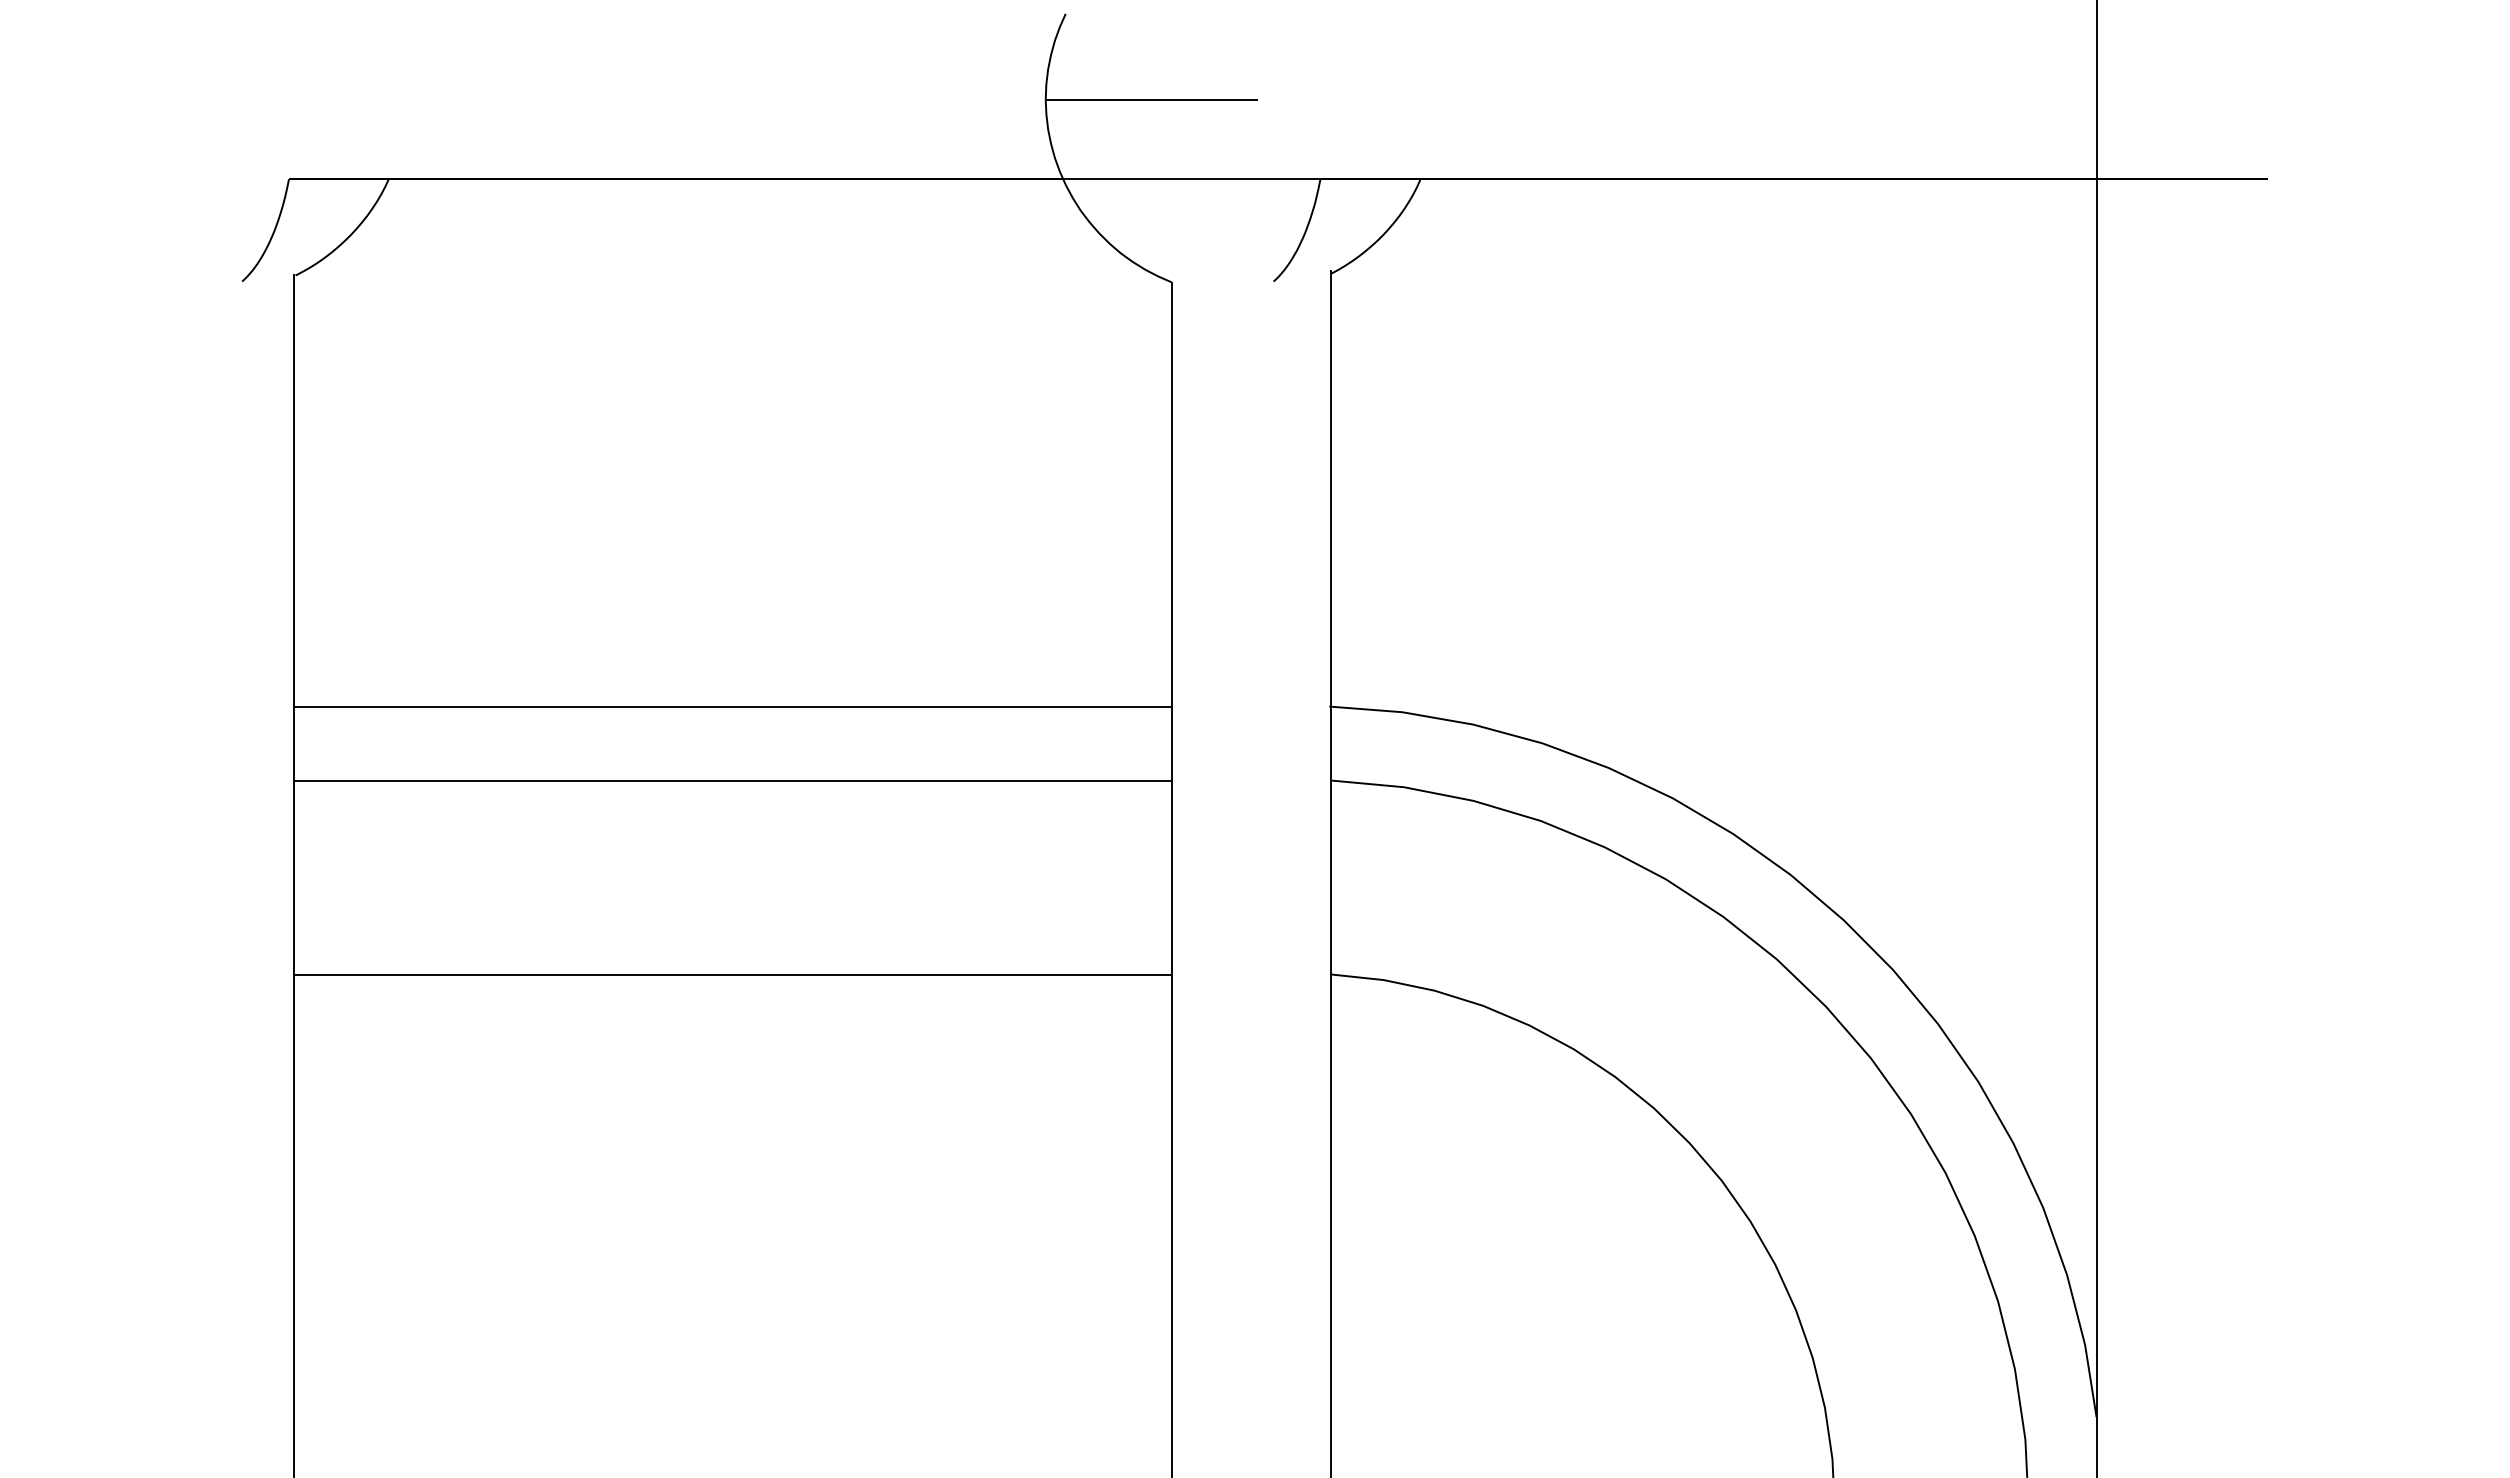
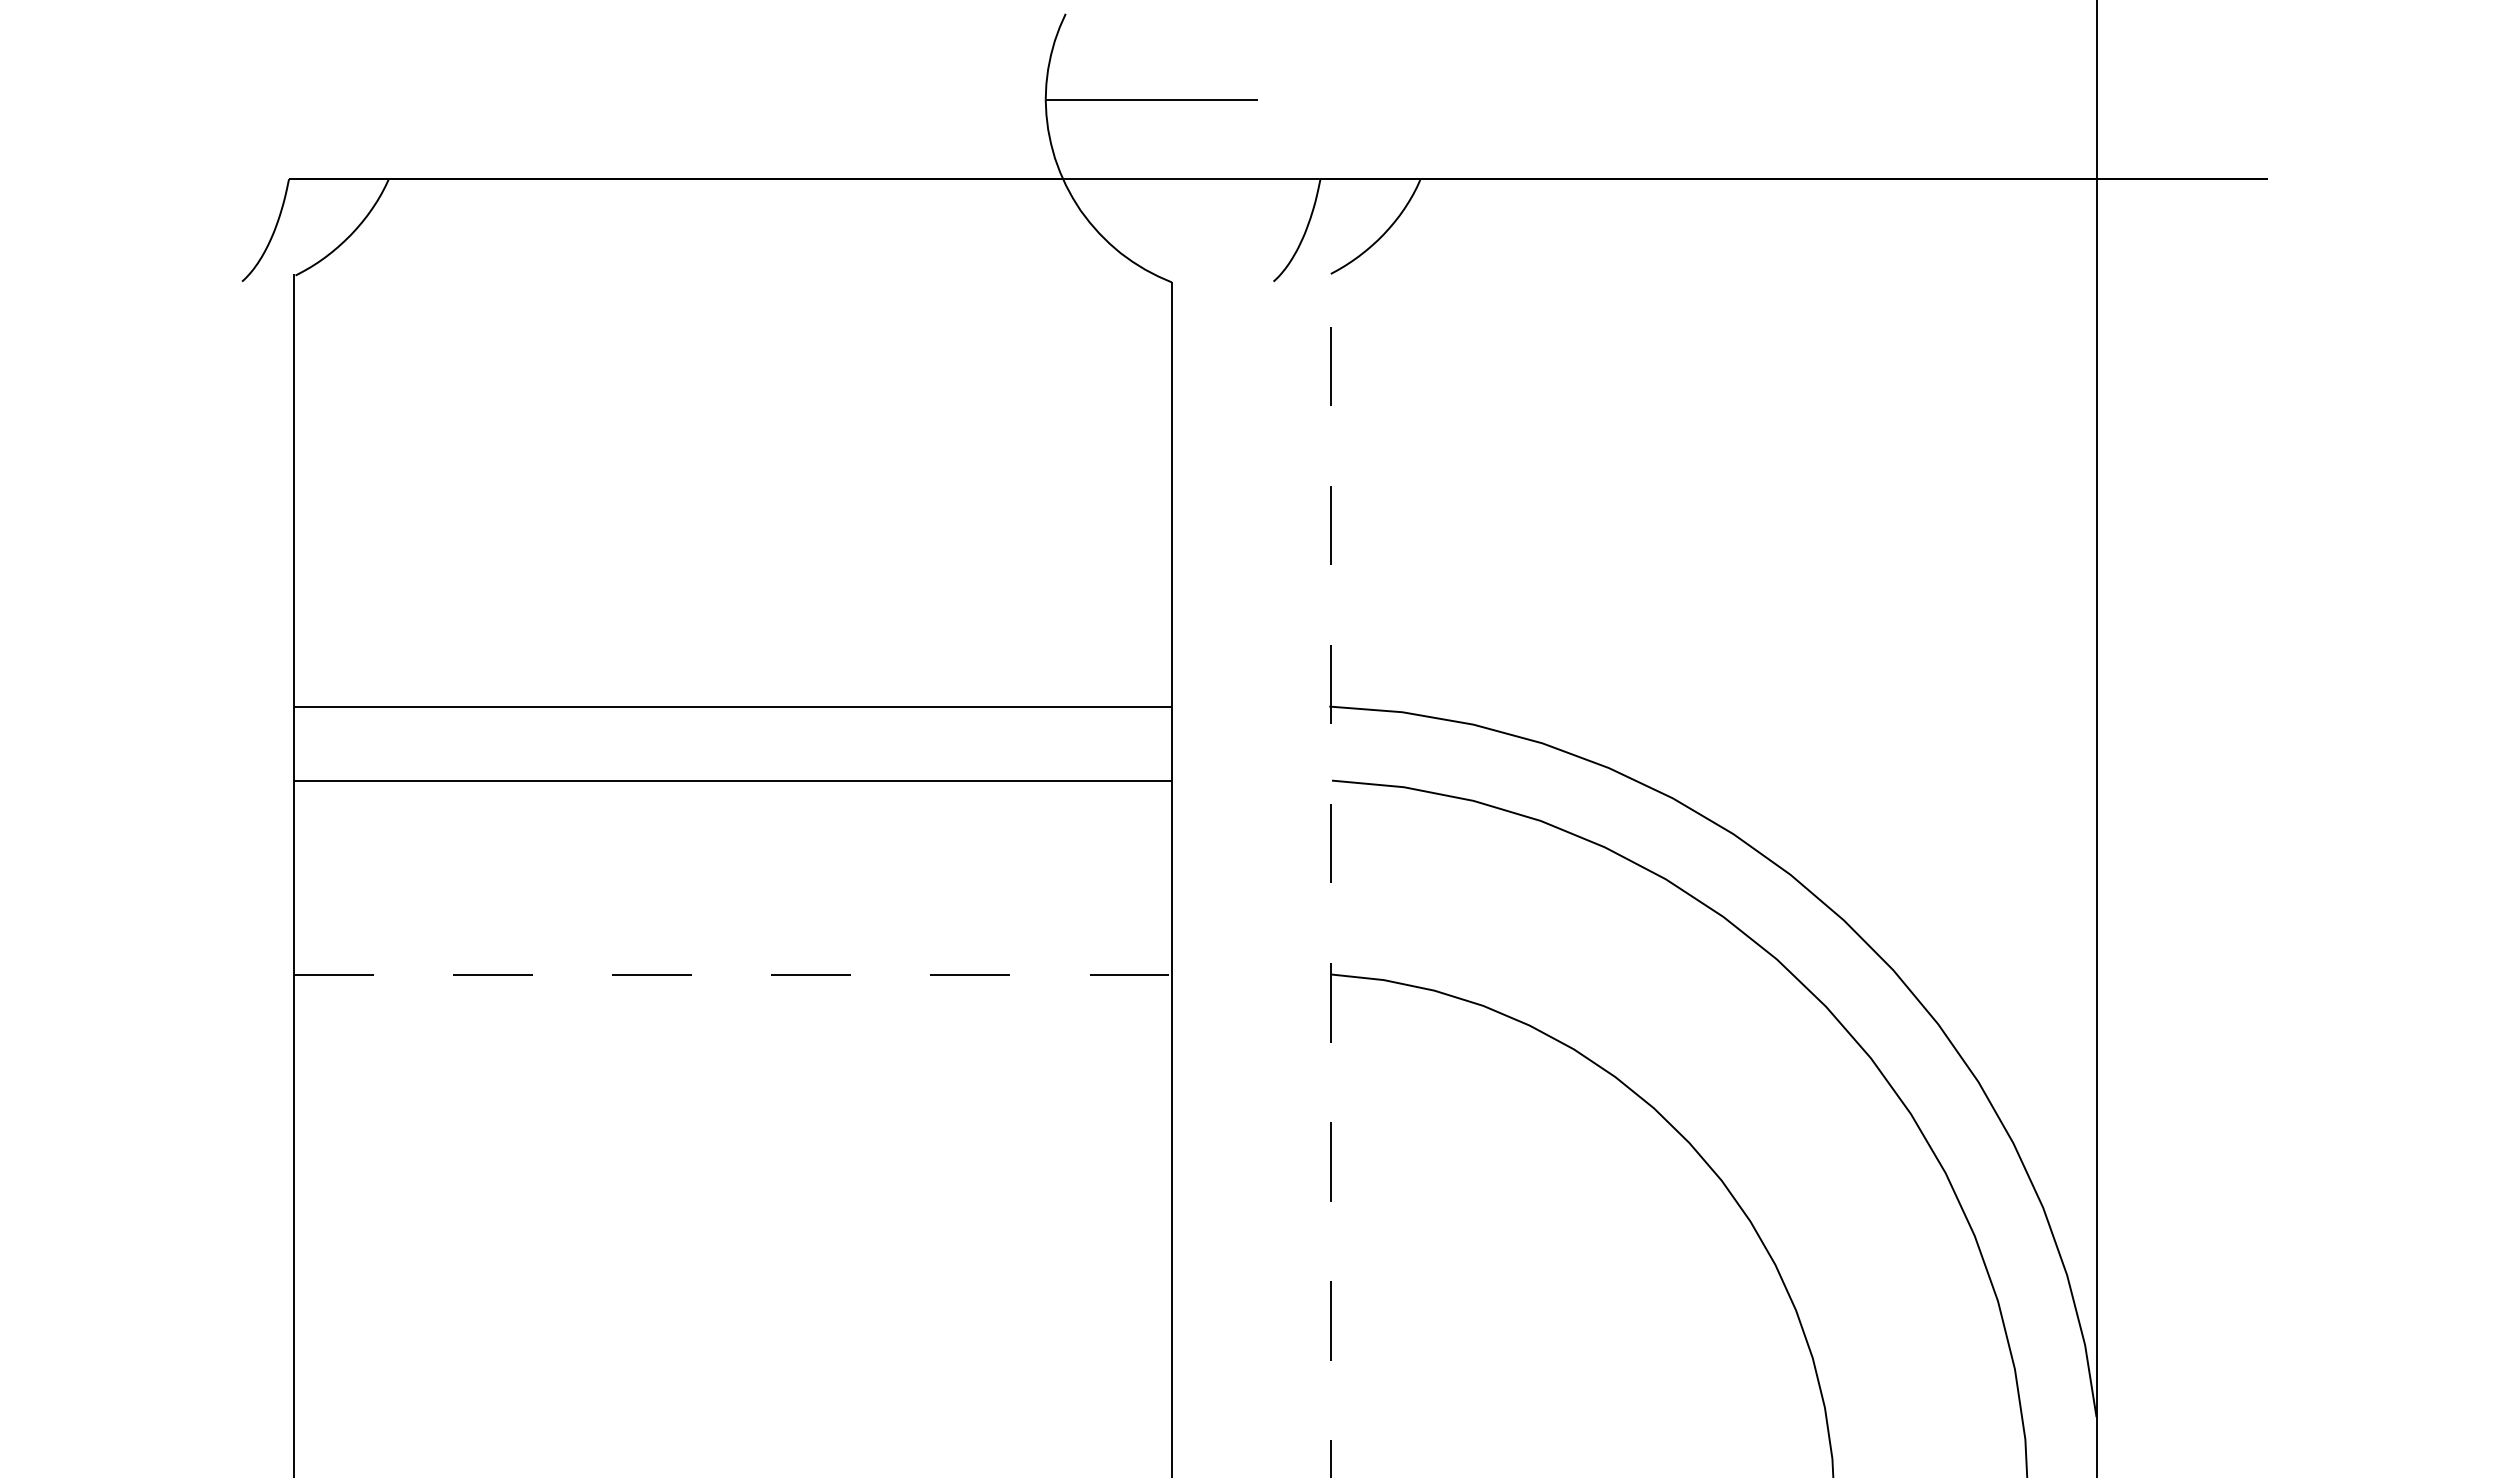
line: solid -> dashed (1330, 873)
line: solid -> dashed (732, 974)
